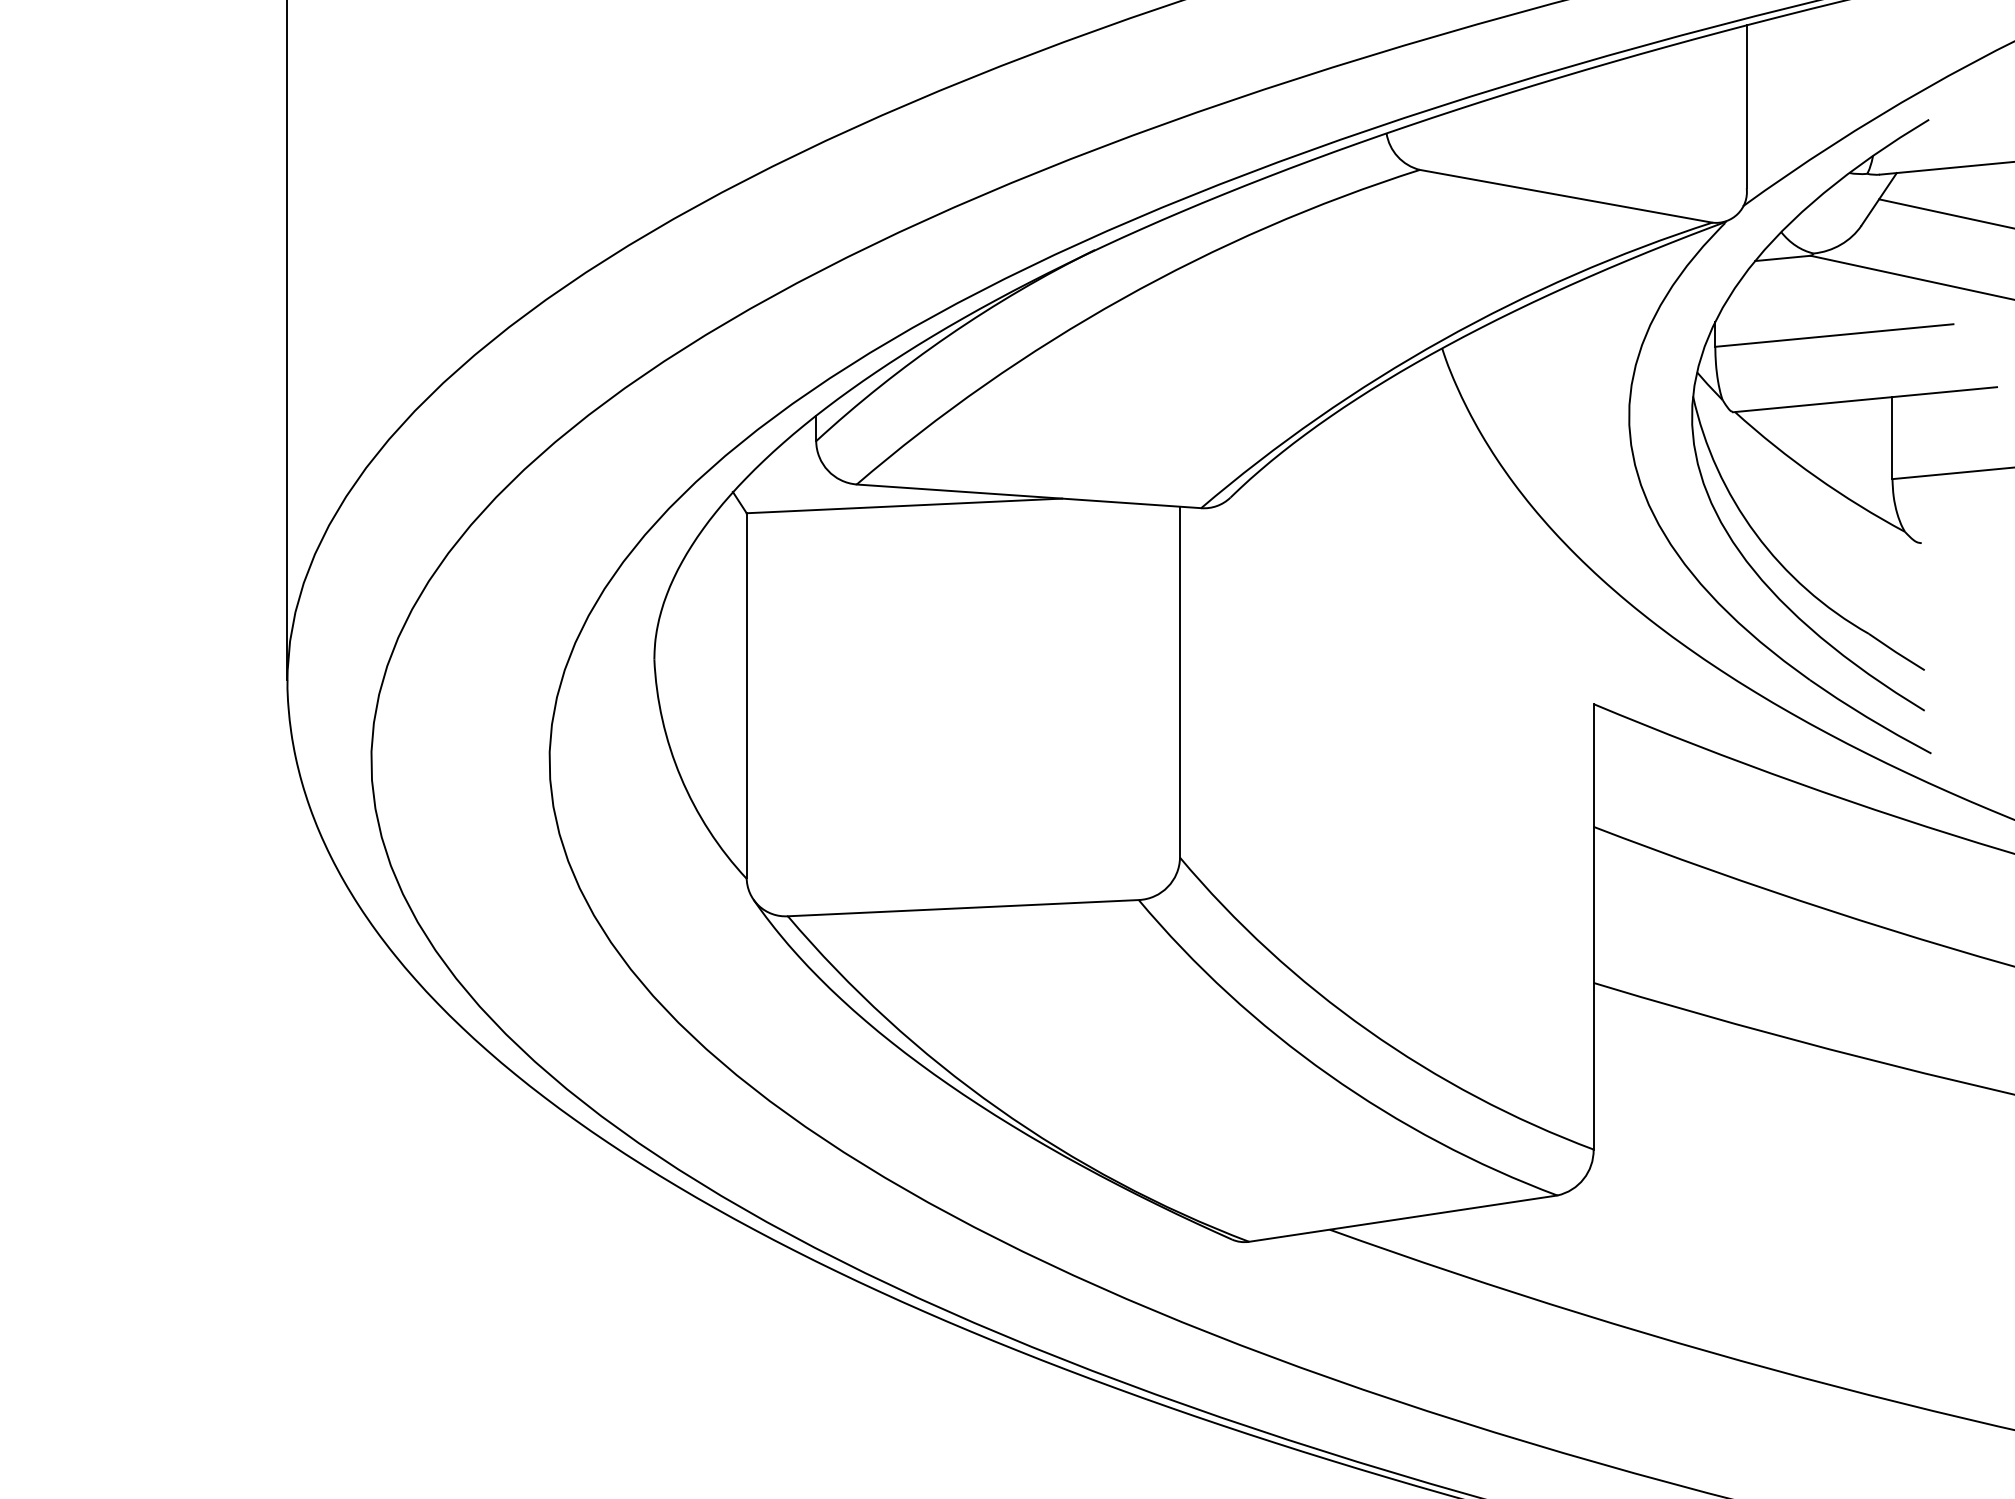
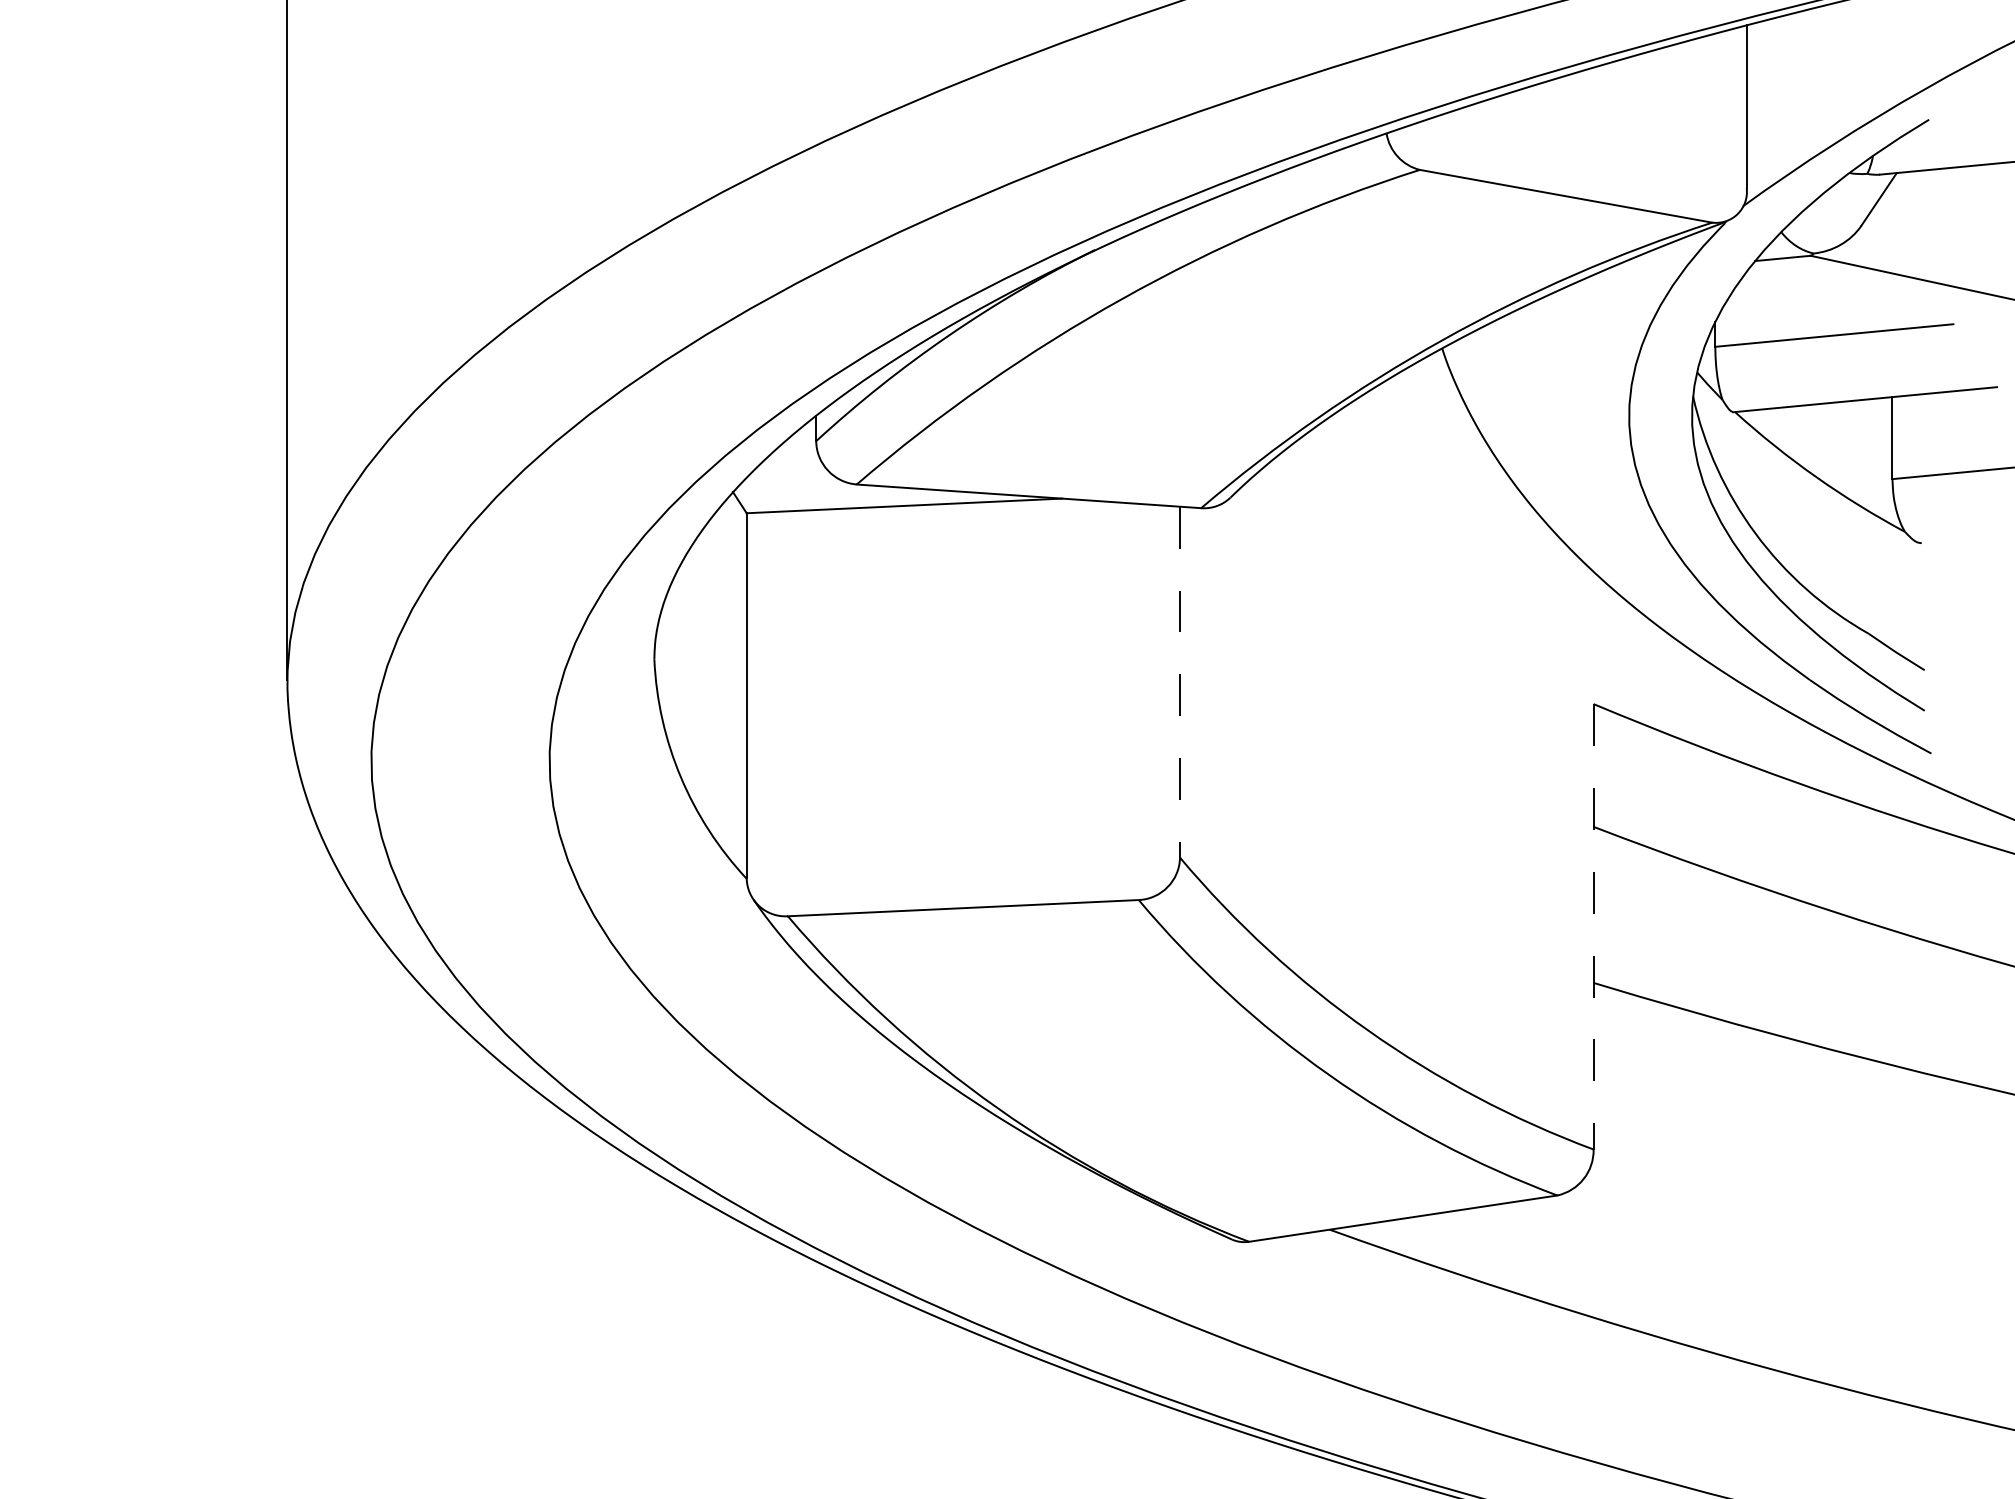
line: present -> none (1945, 213)
line: solid -> dashed (1180, 682)
line: solid -> dashed (1593, 926)
